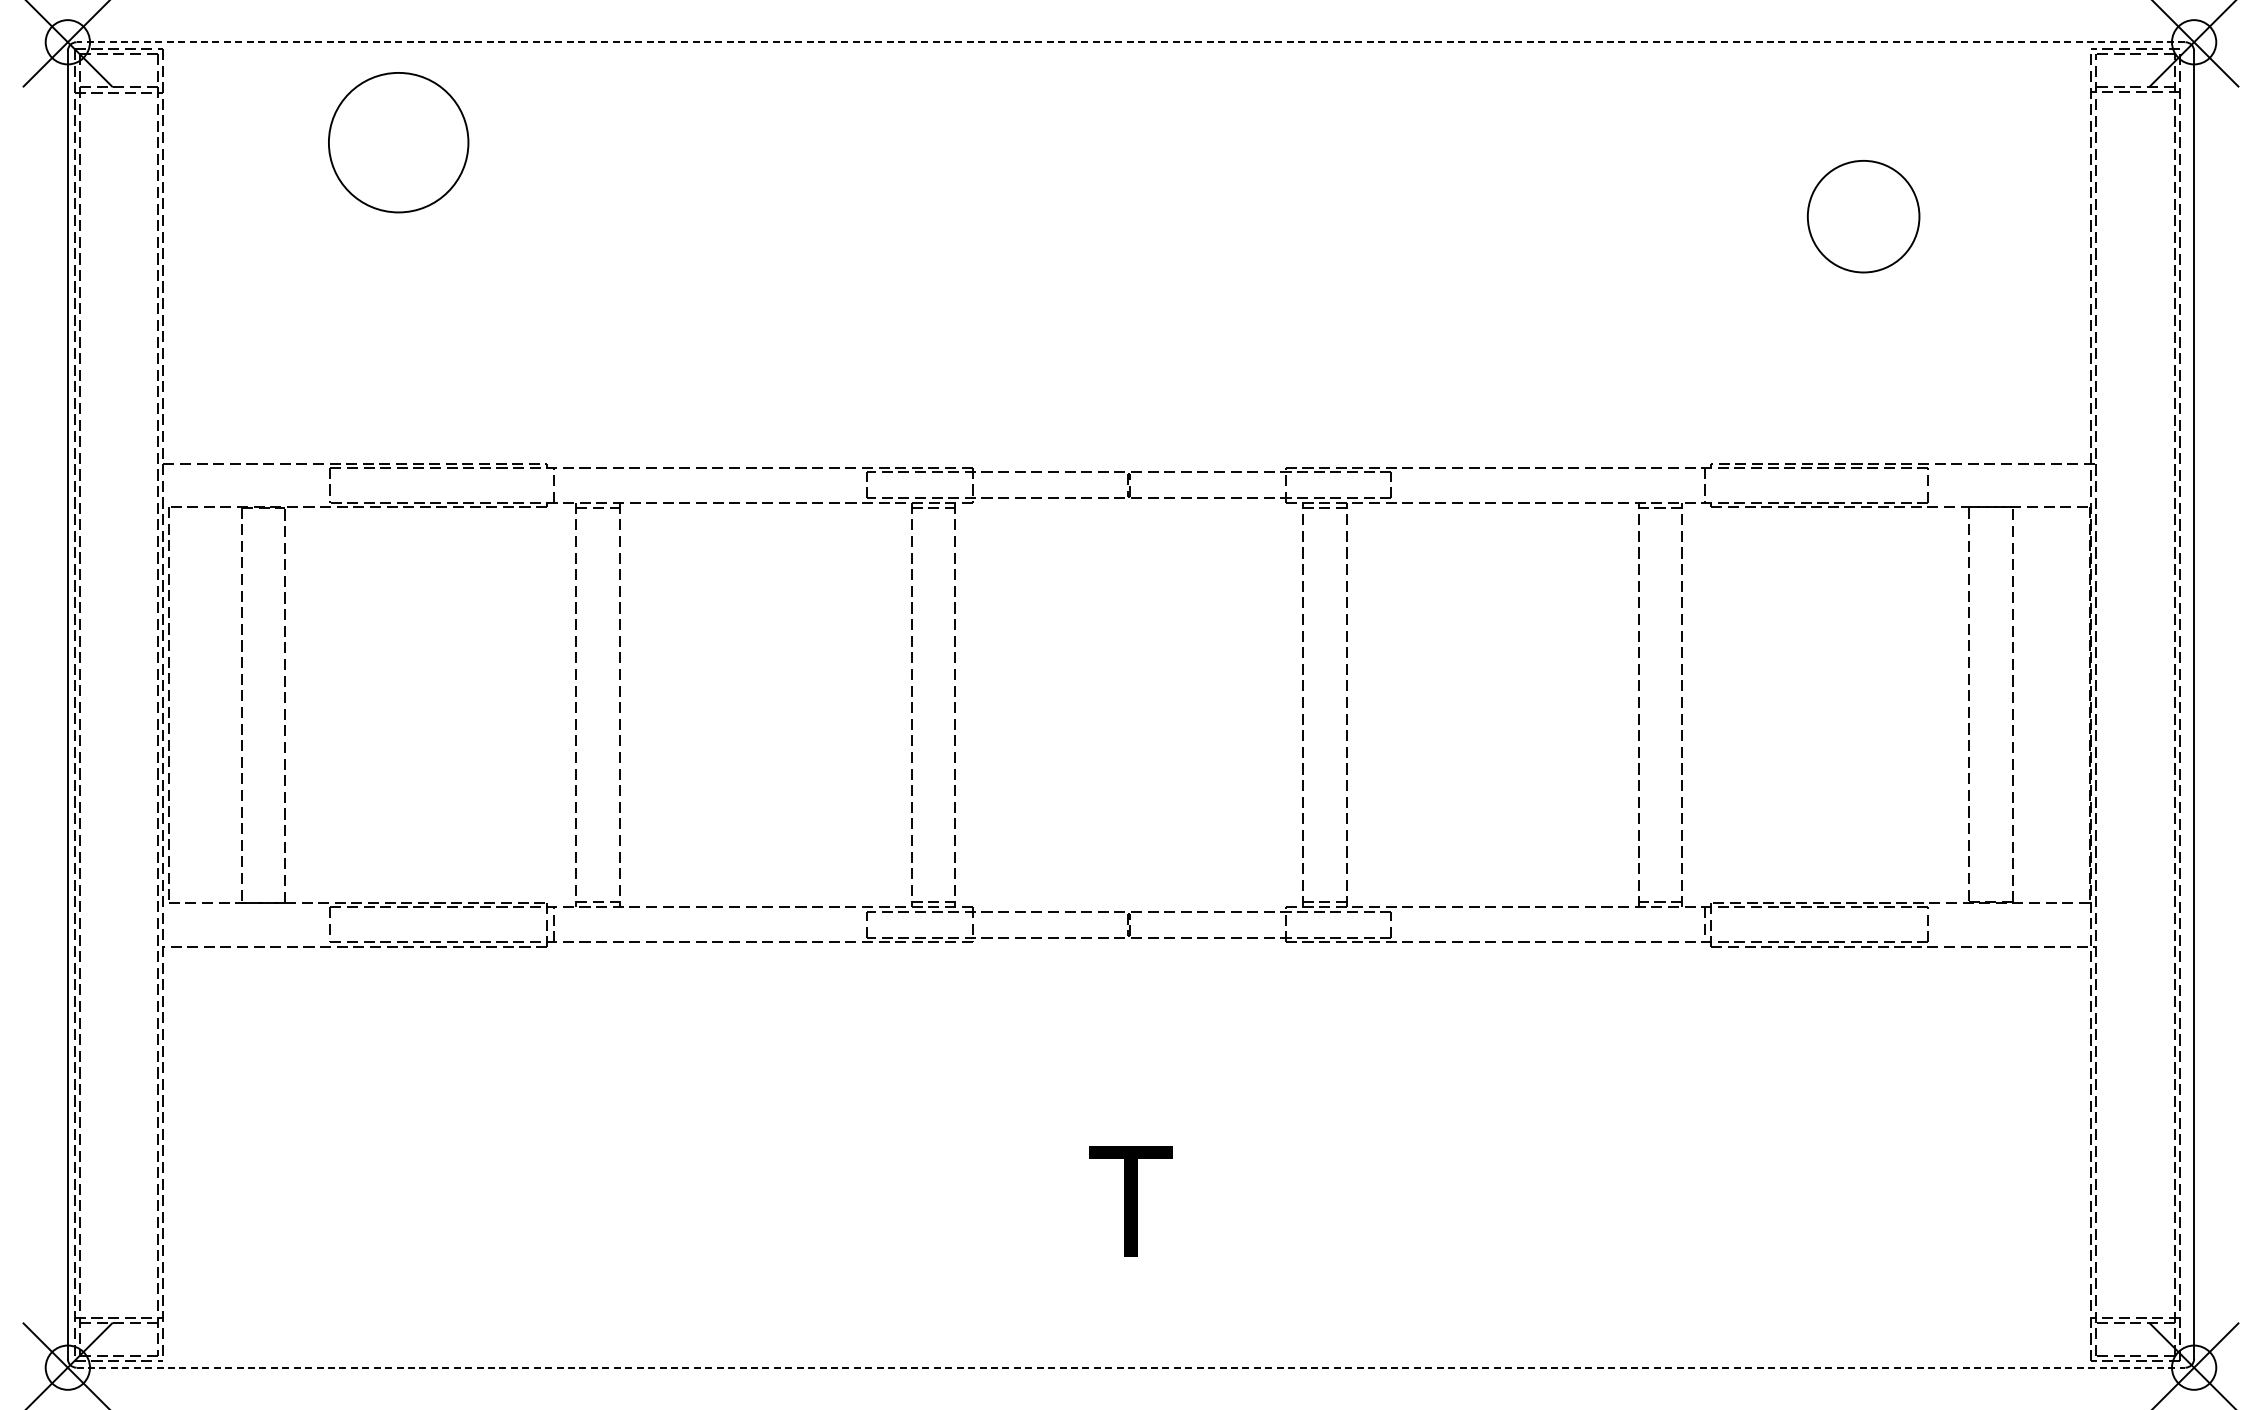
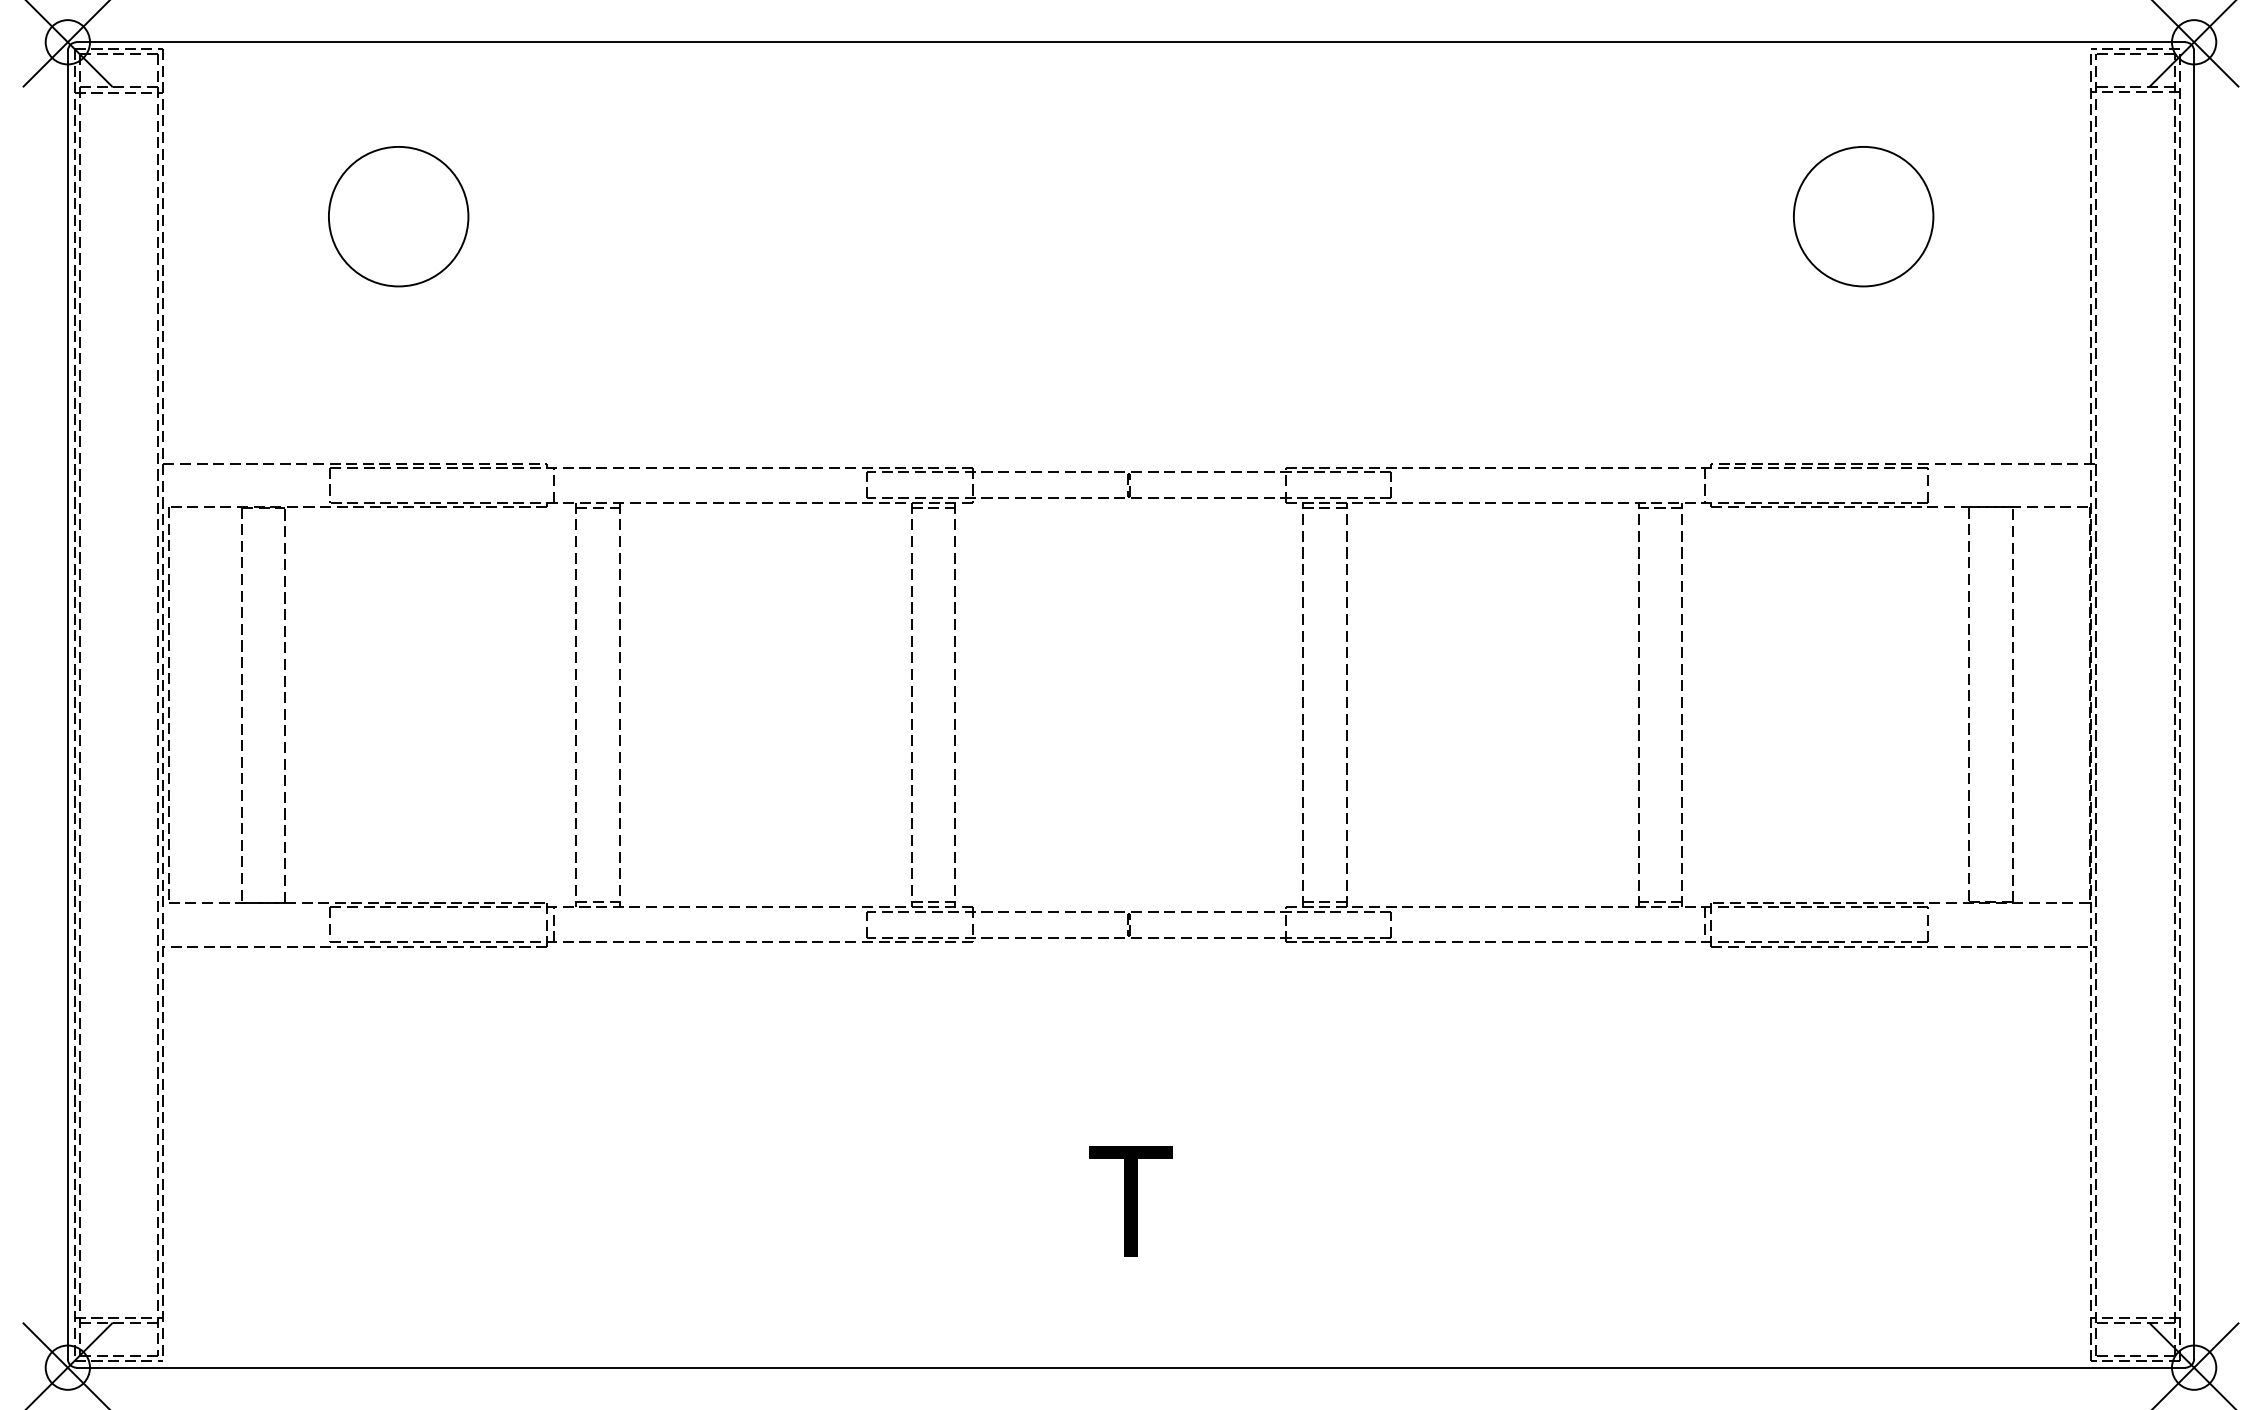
line: dashed -> solid (1130, 42)
circle position: (398, 142) -> (398, 216) (398, 216)
circle diameter: 112 px -> 140 px (1863, 216)
line: dashed -> solid (1131, 1367)
